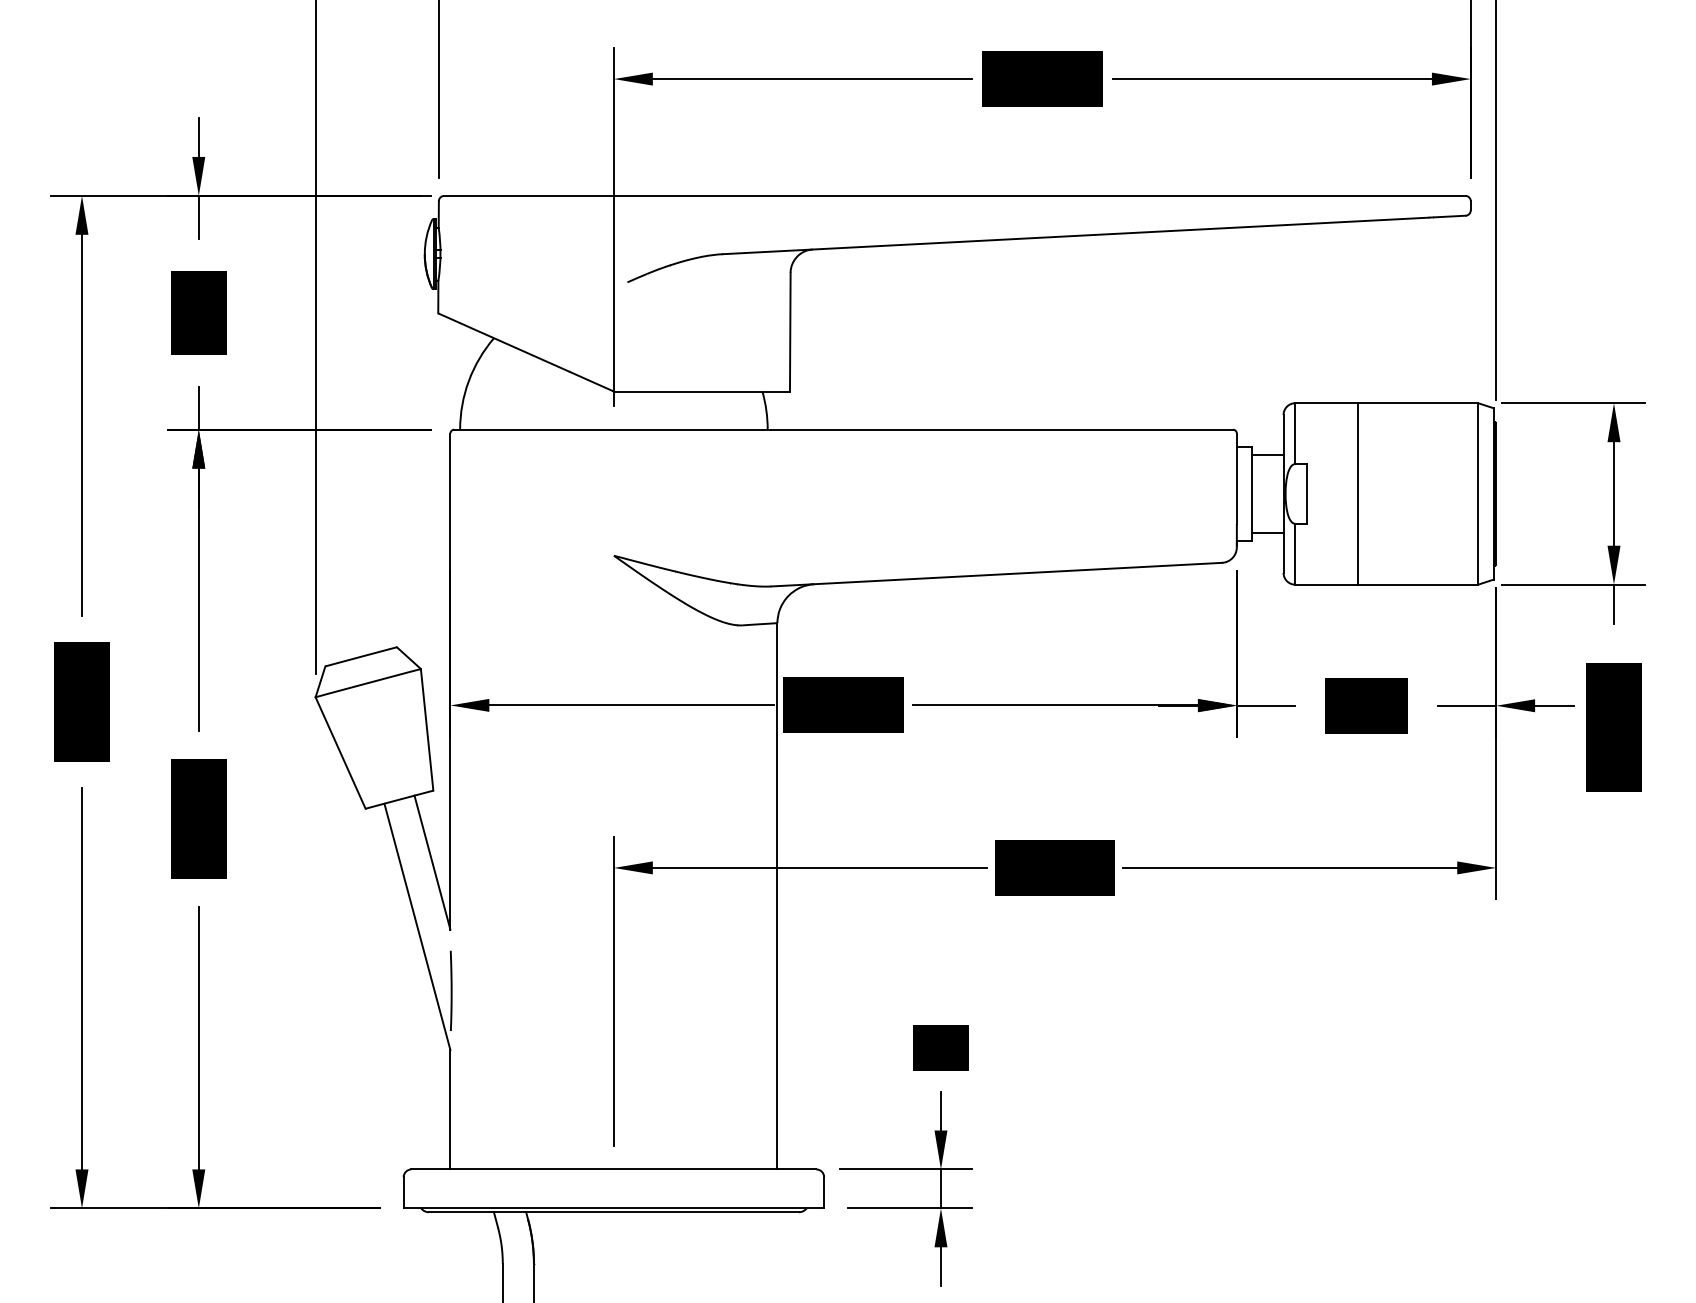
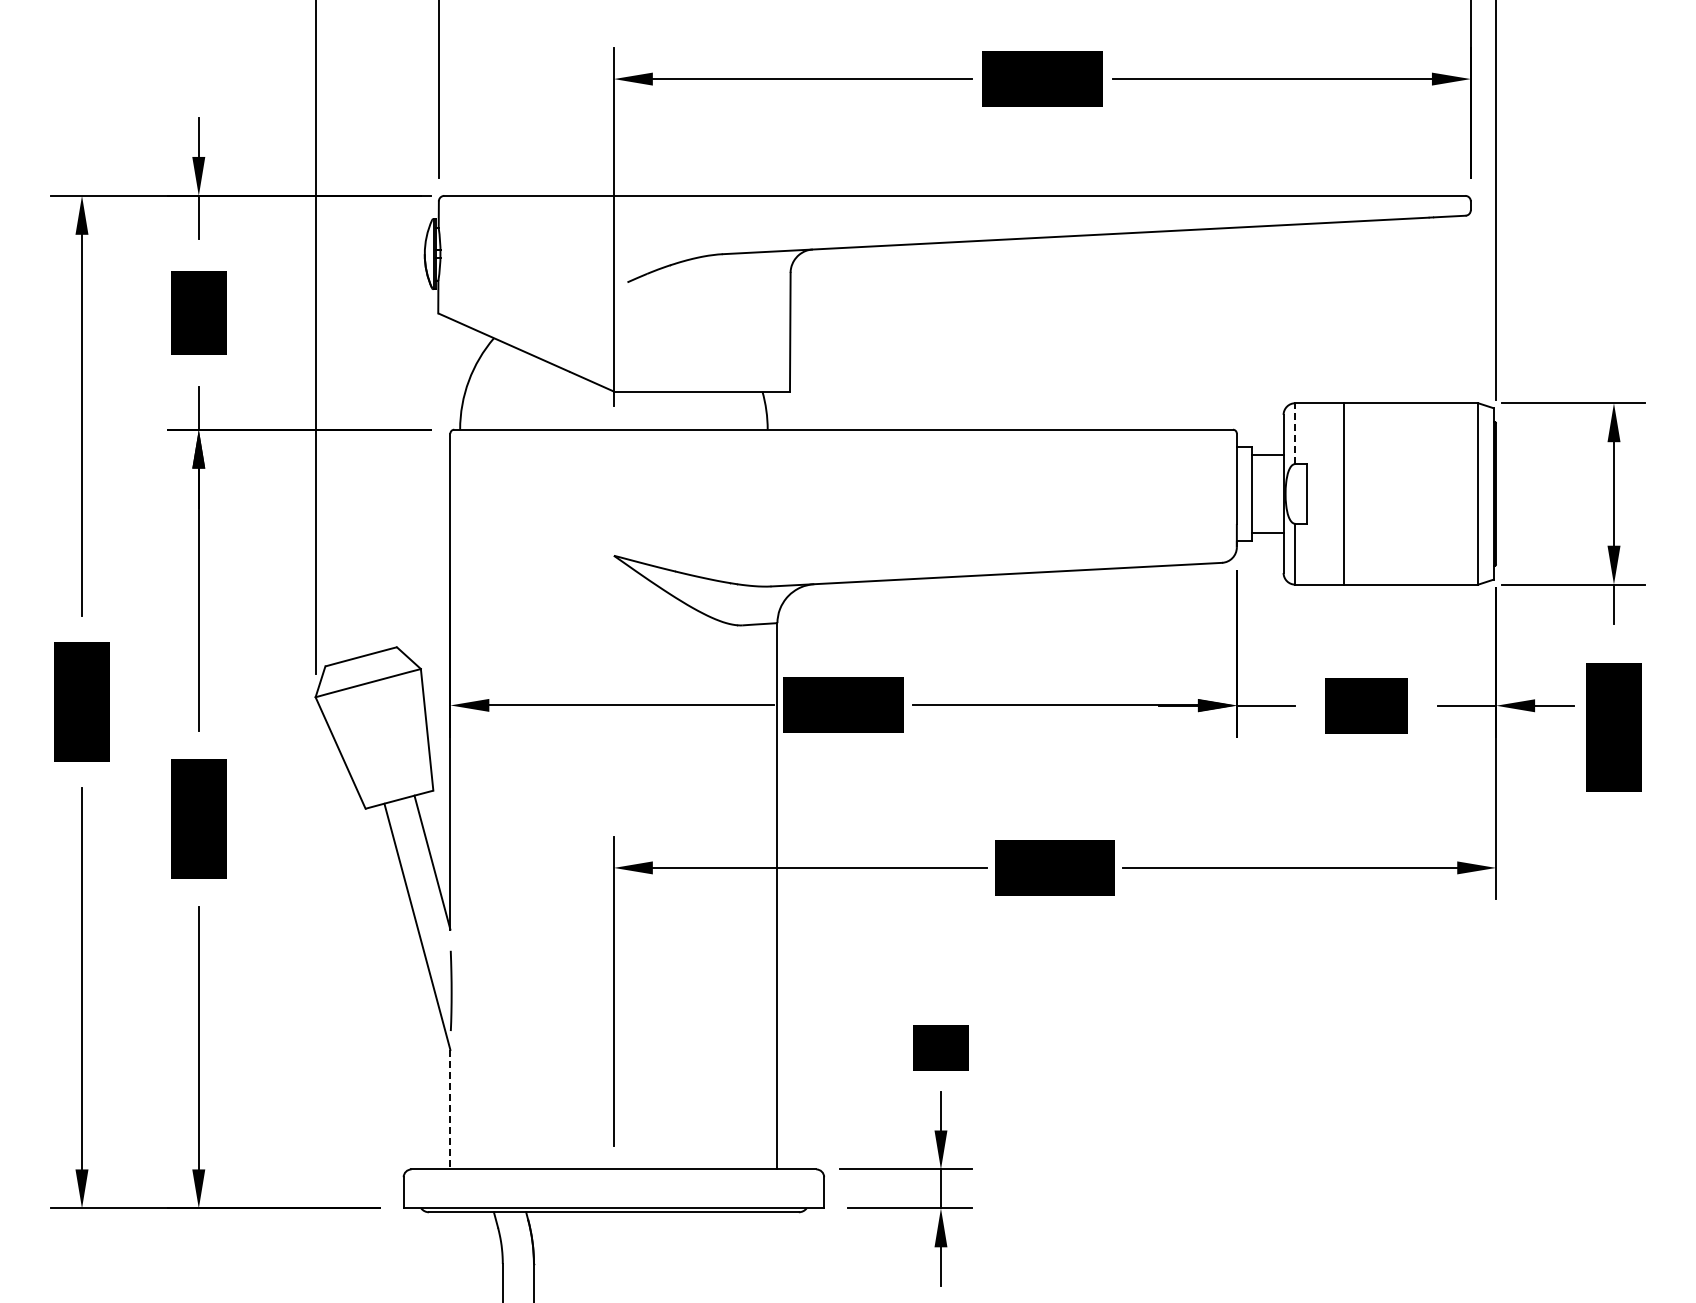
line: solid -> dashed (1295, 433)
line position: (1357, 493) -> (1343, 493) (1343, 493)
line: solid -> dashed (450, 1109)
